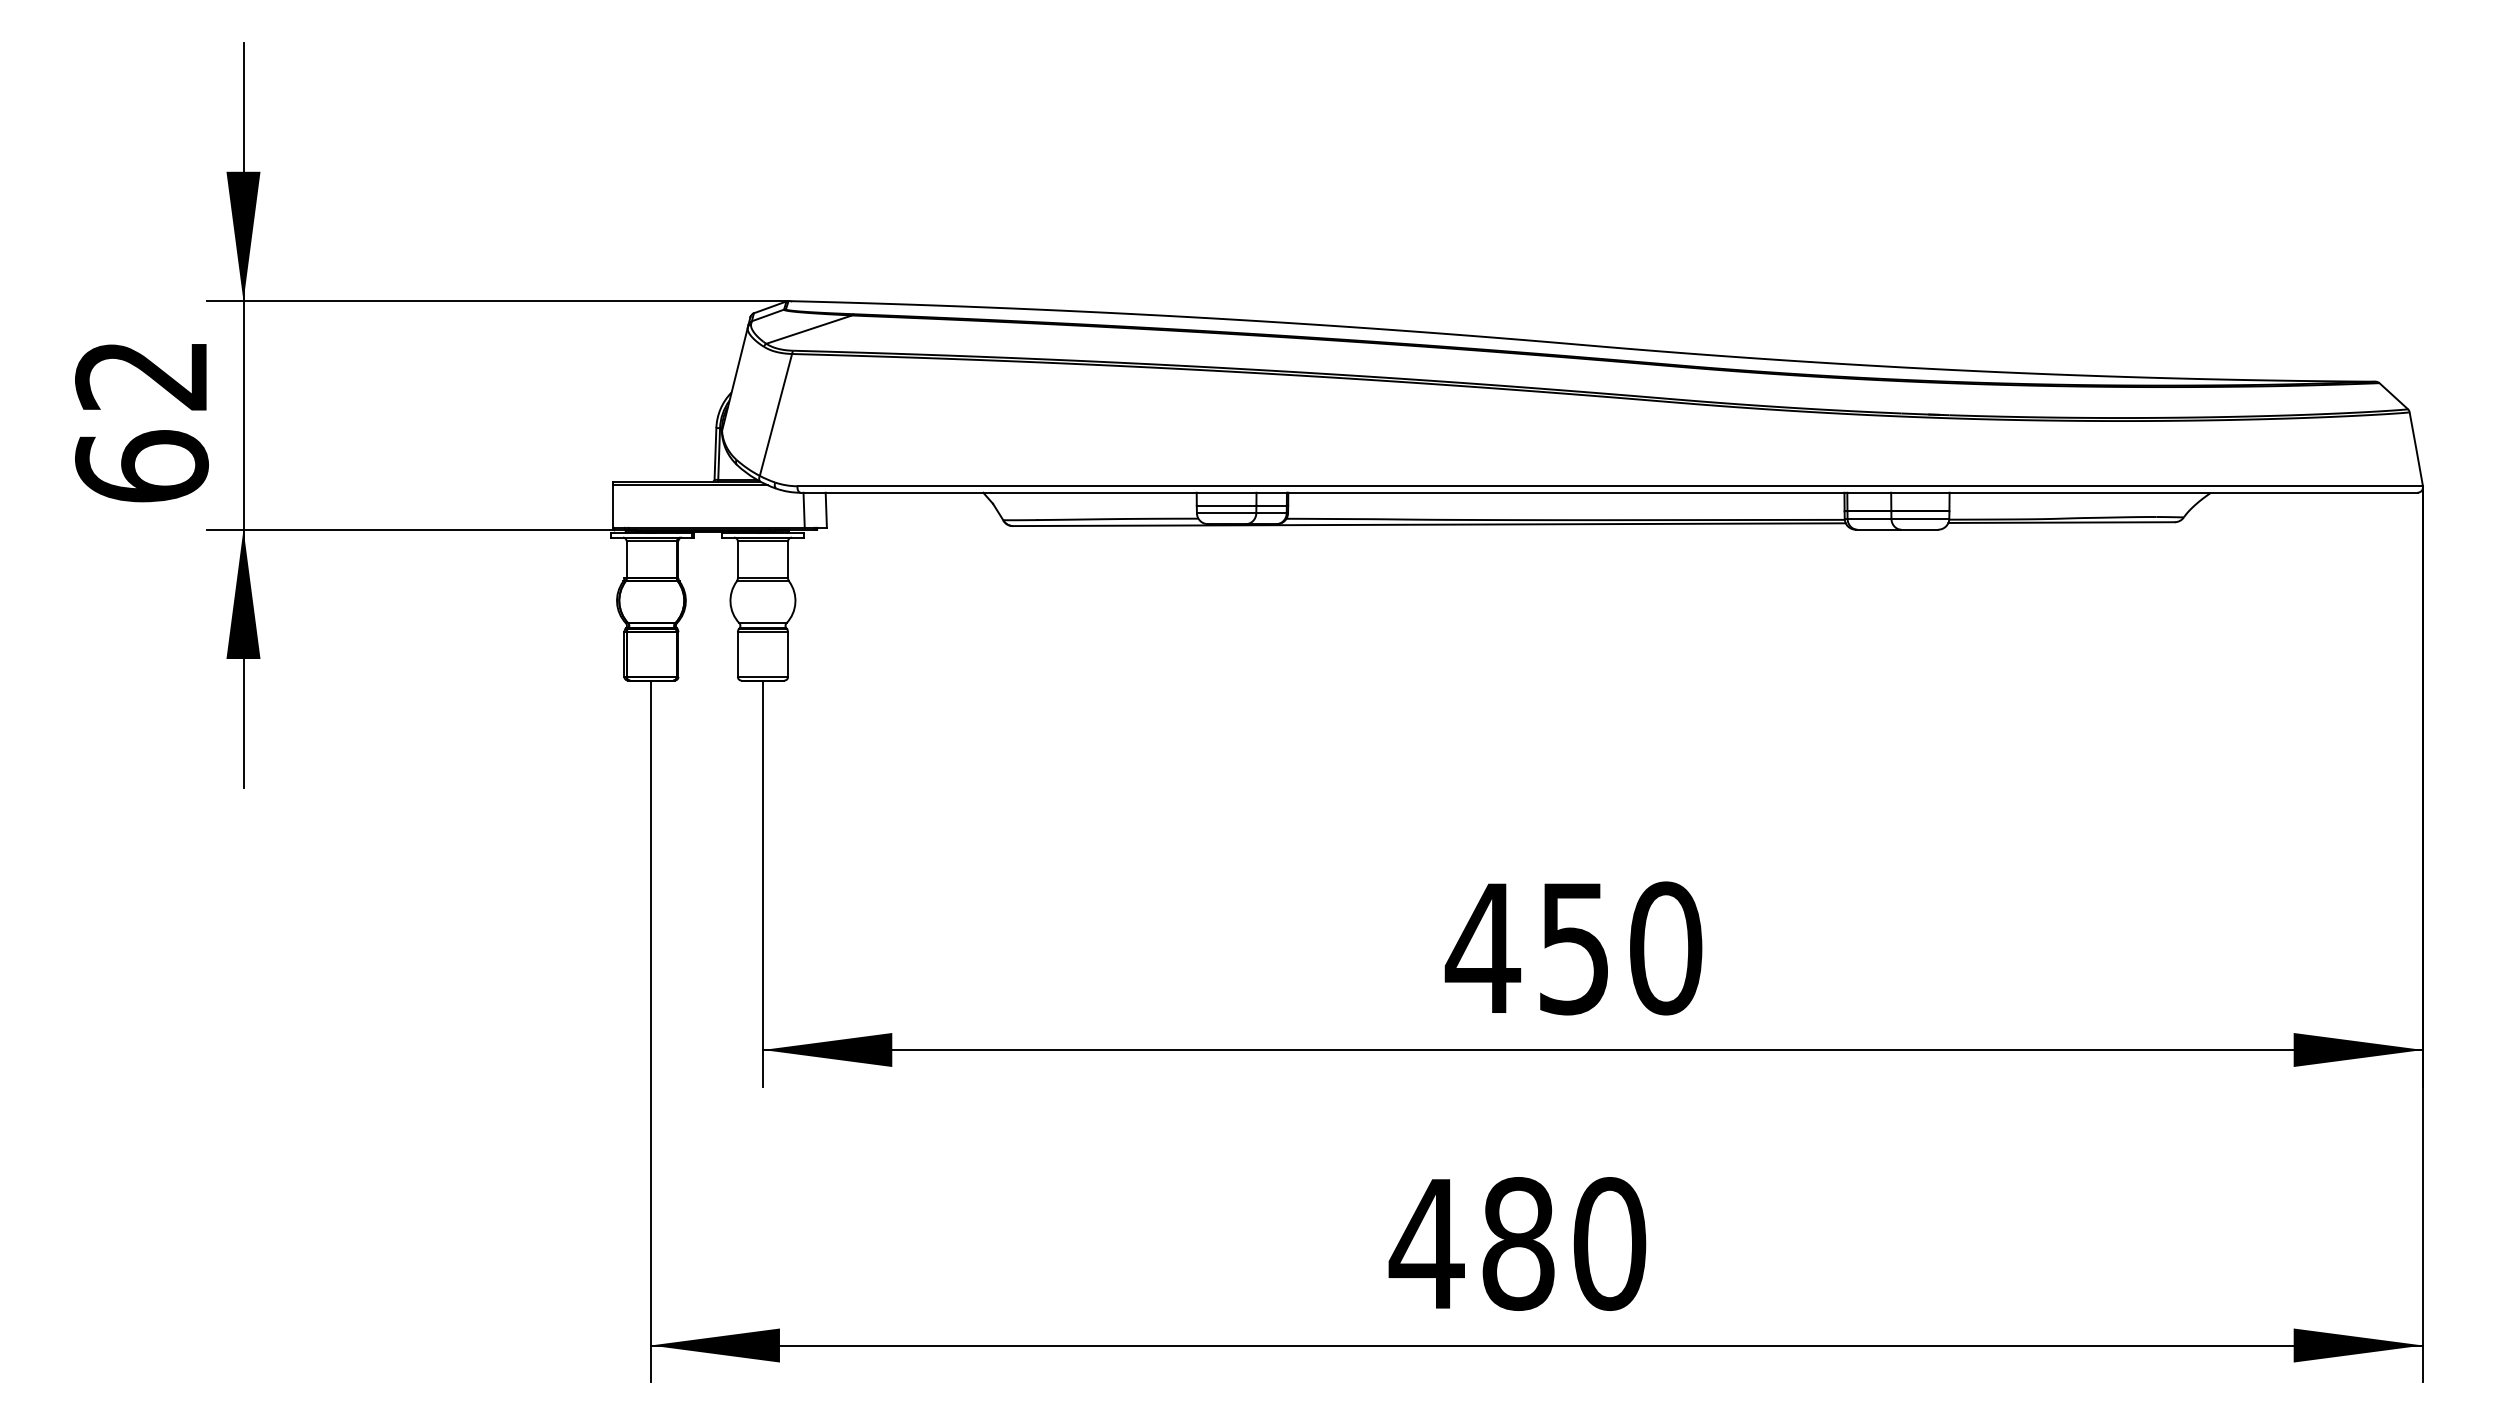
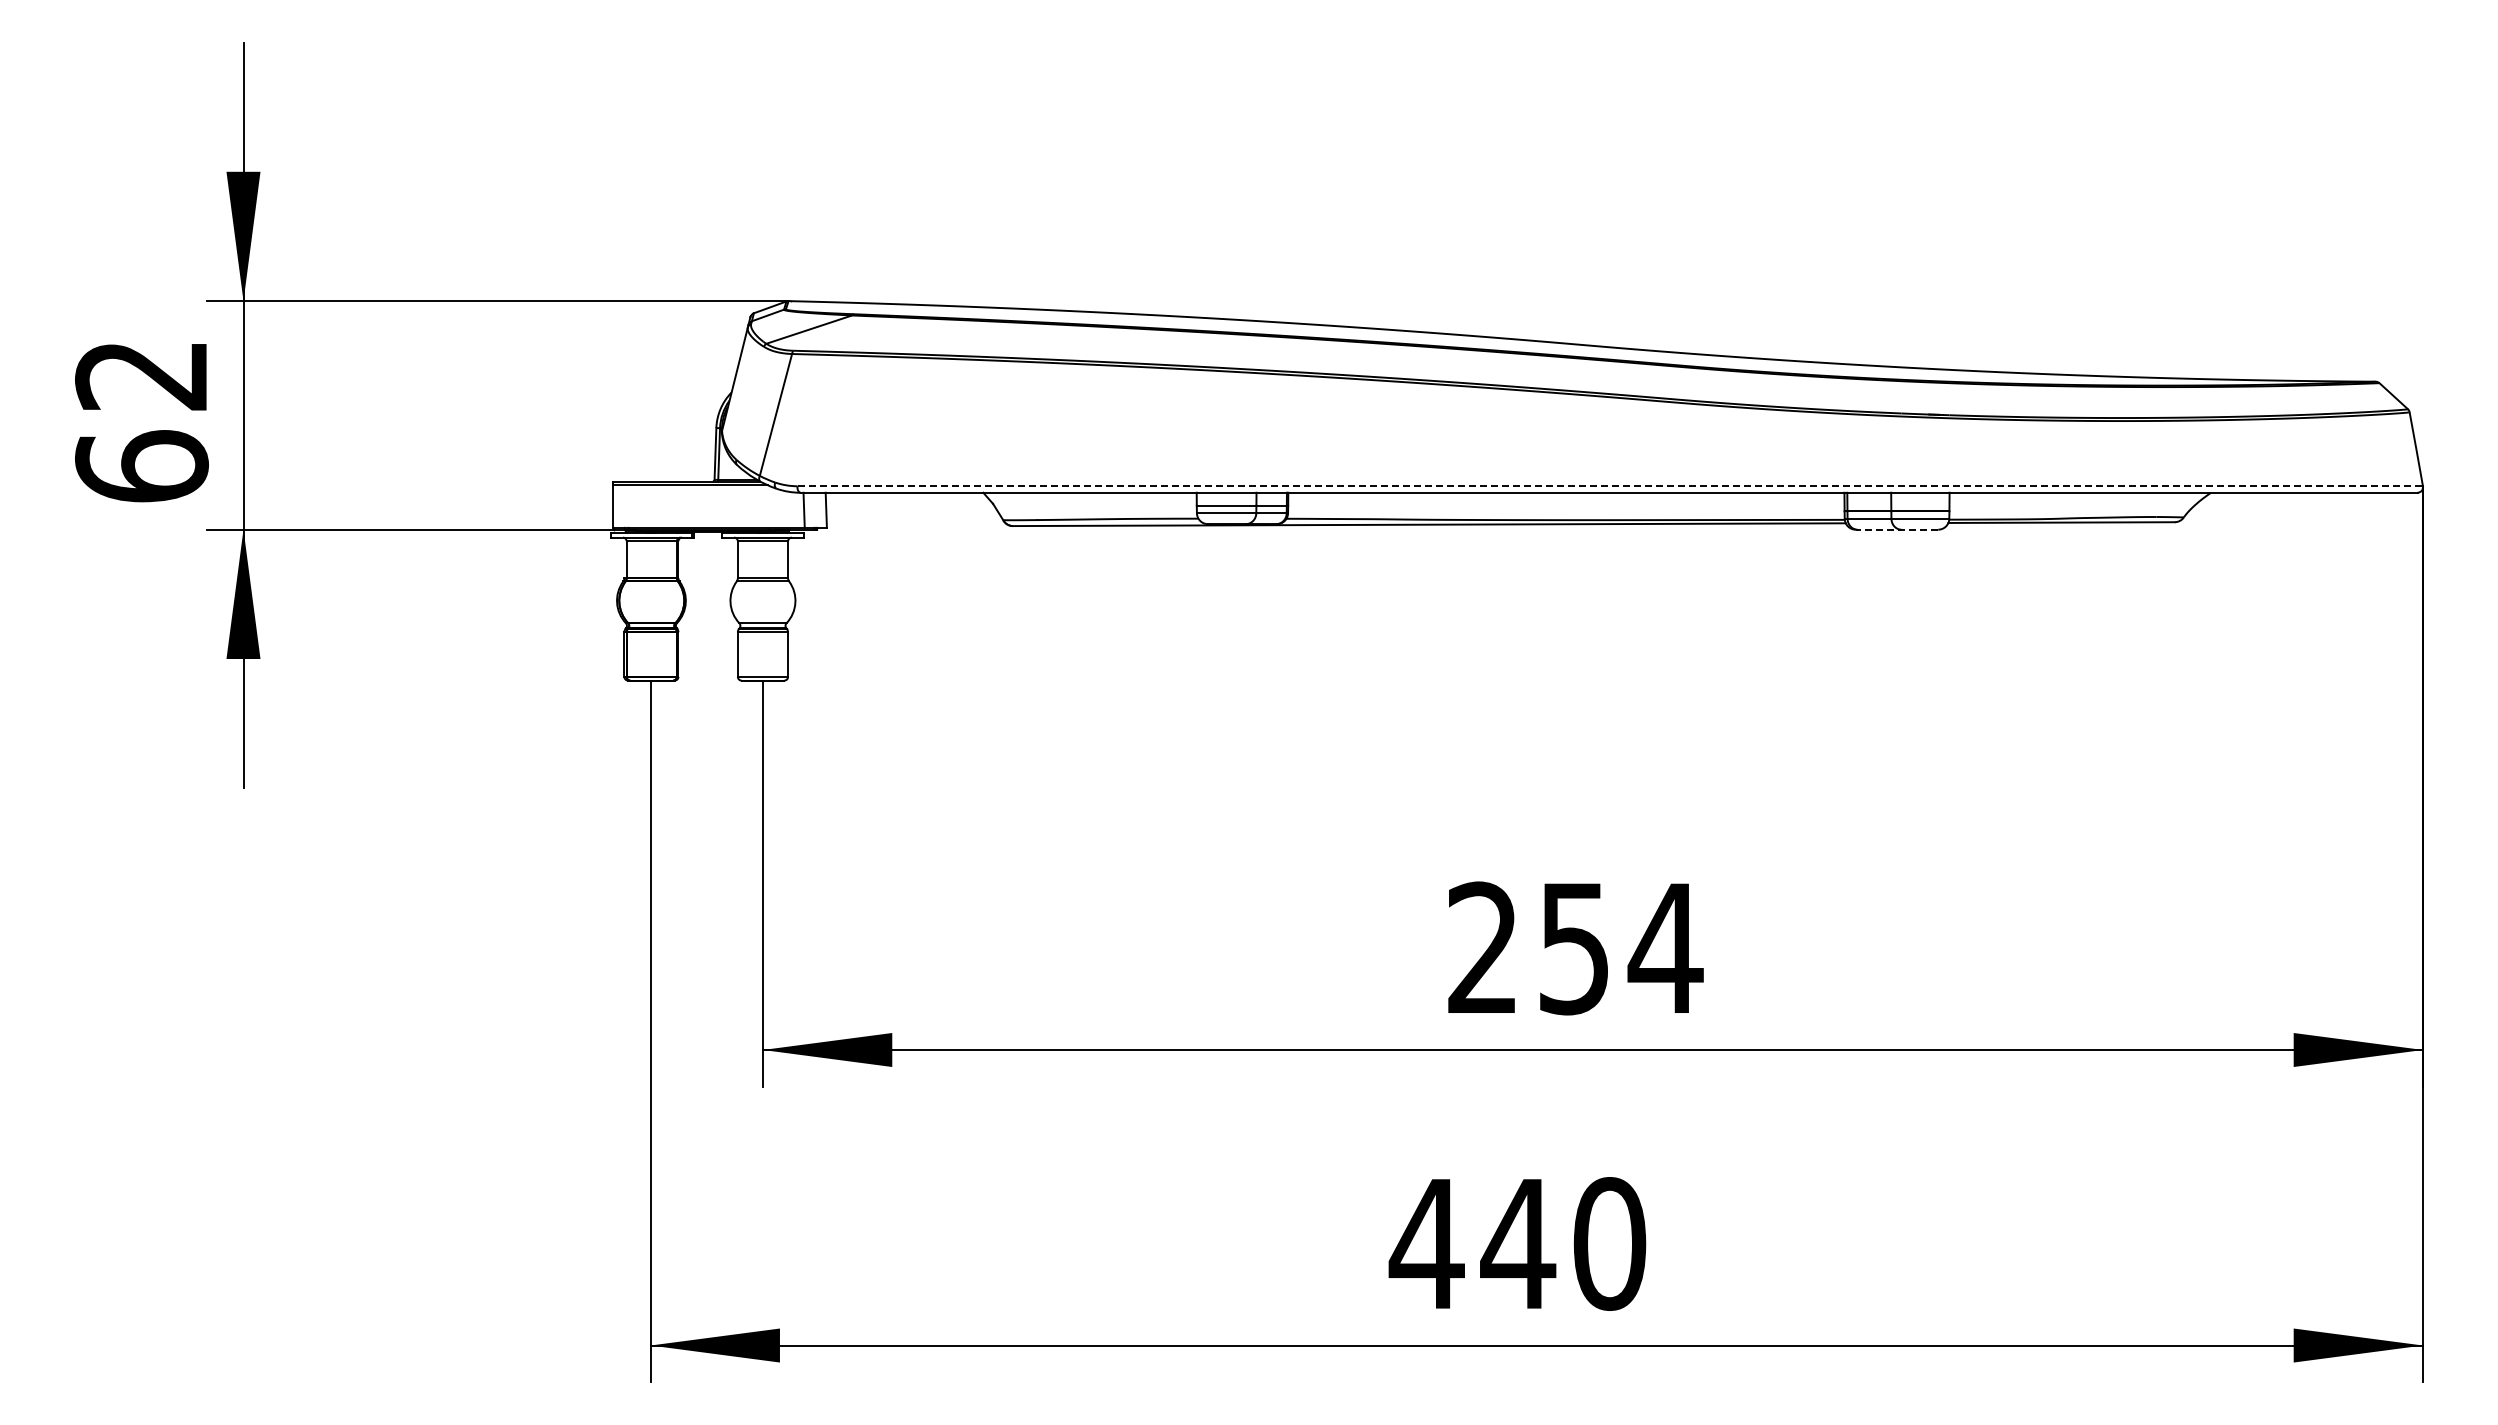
line: solid -> dashed (1610, 486)
line: solid -> dashed (1896, 529)
text: 450 -> 254 (1573, 948)
text: 480 -> 440 (1518, 1243)
